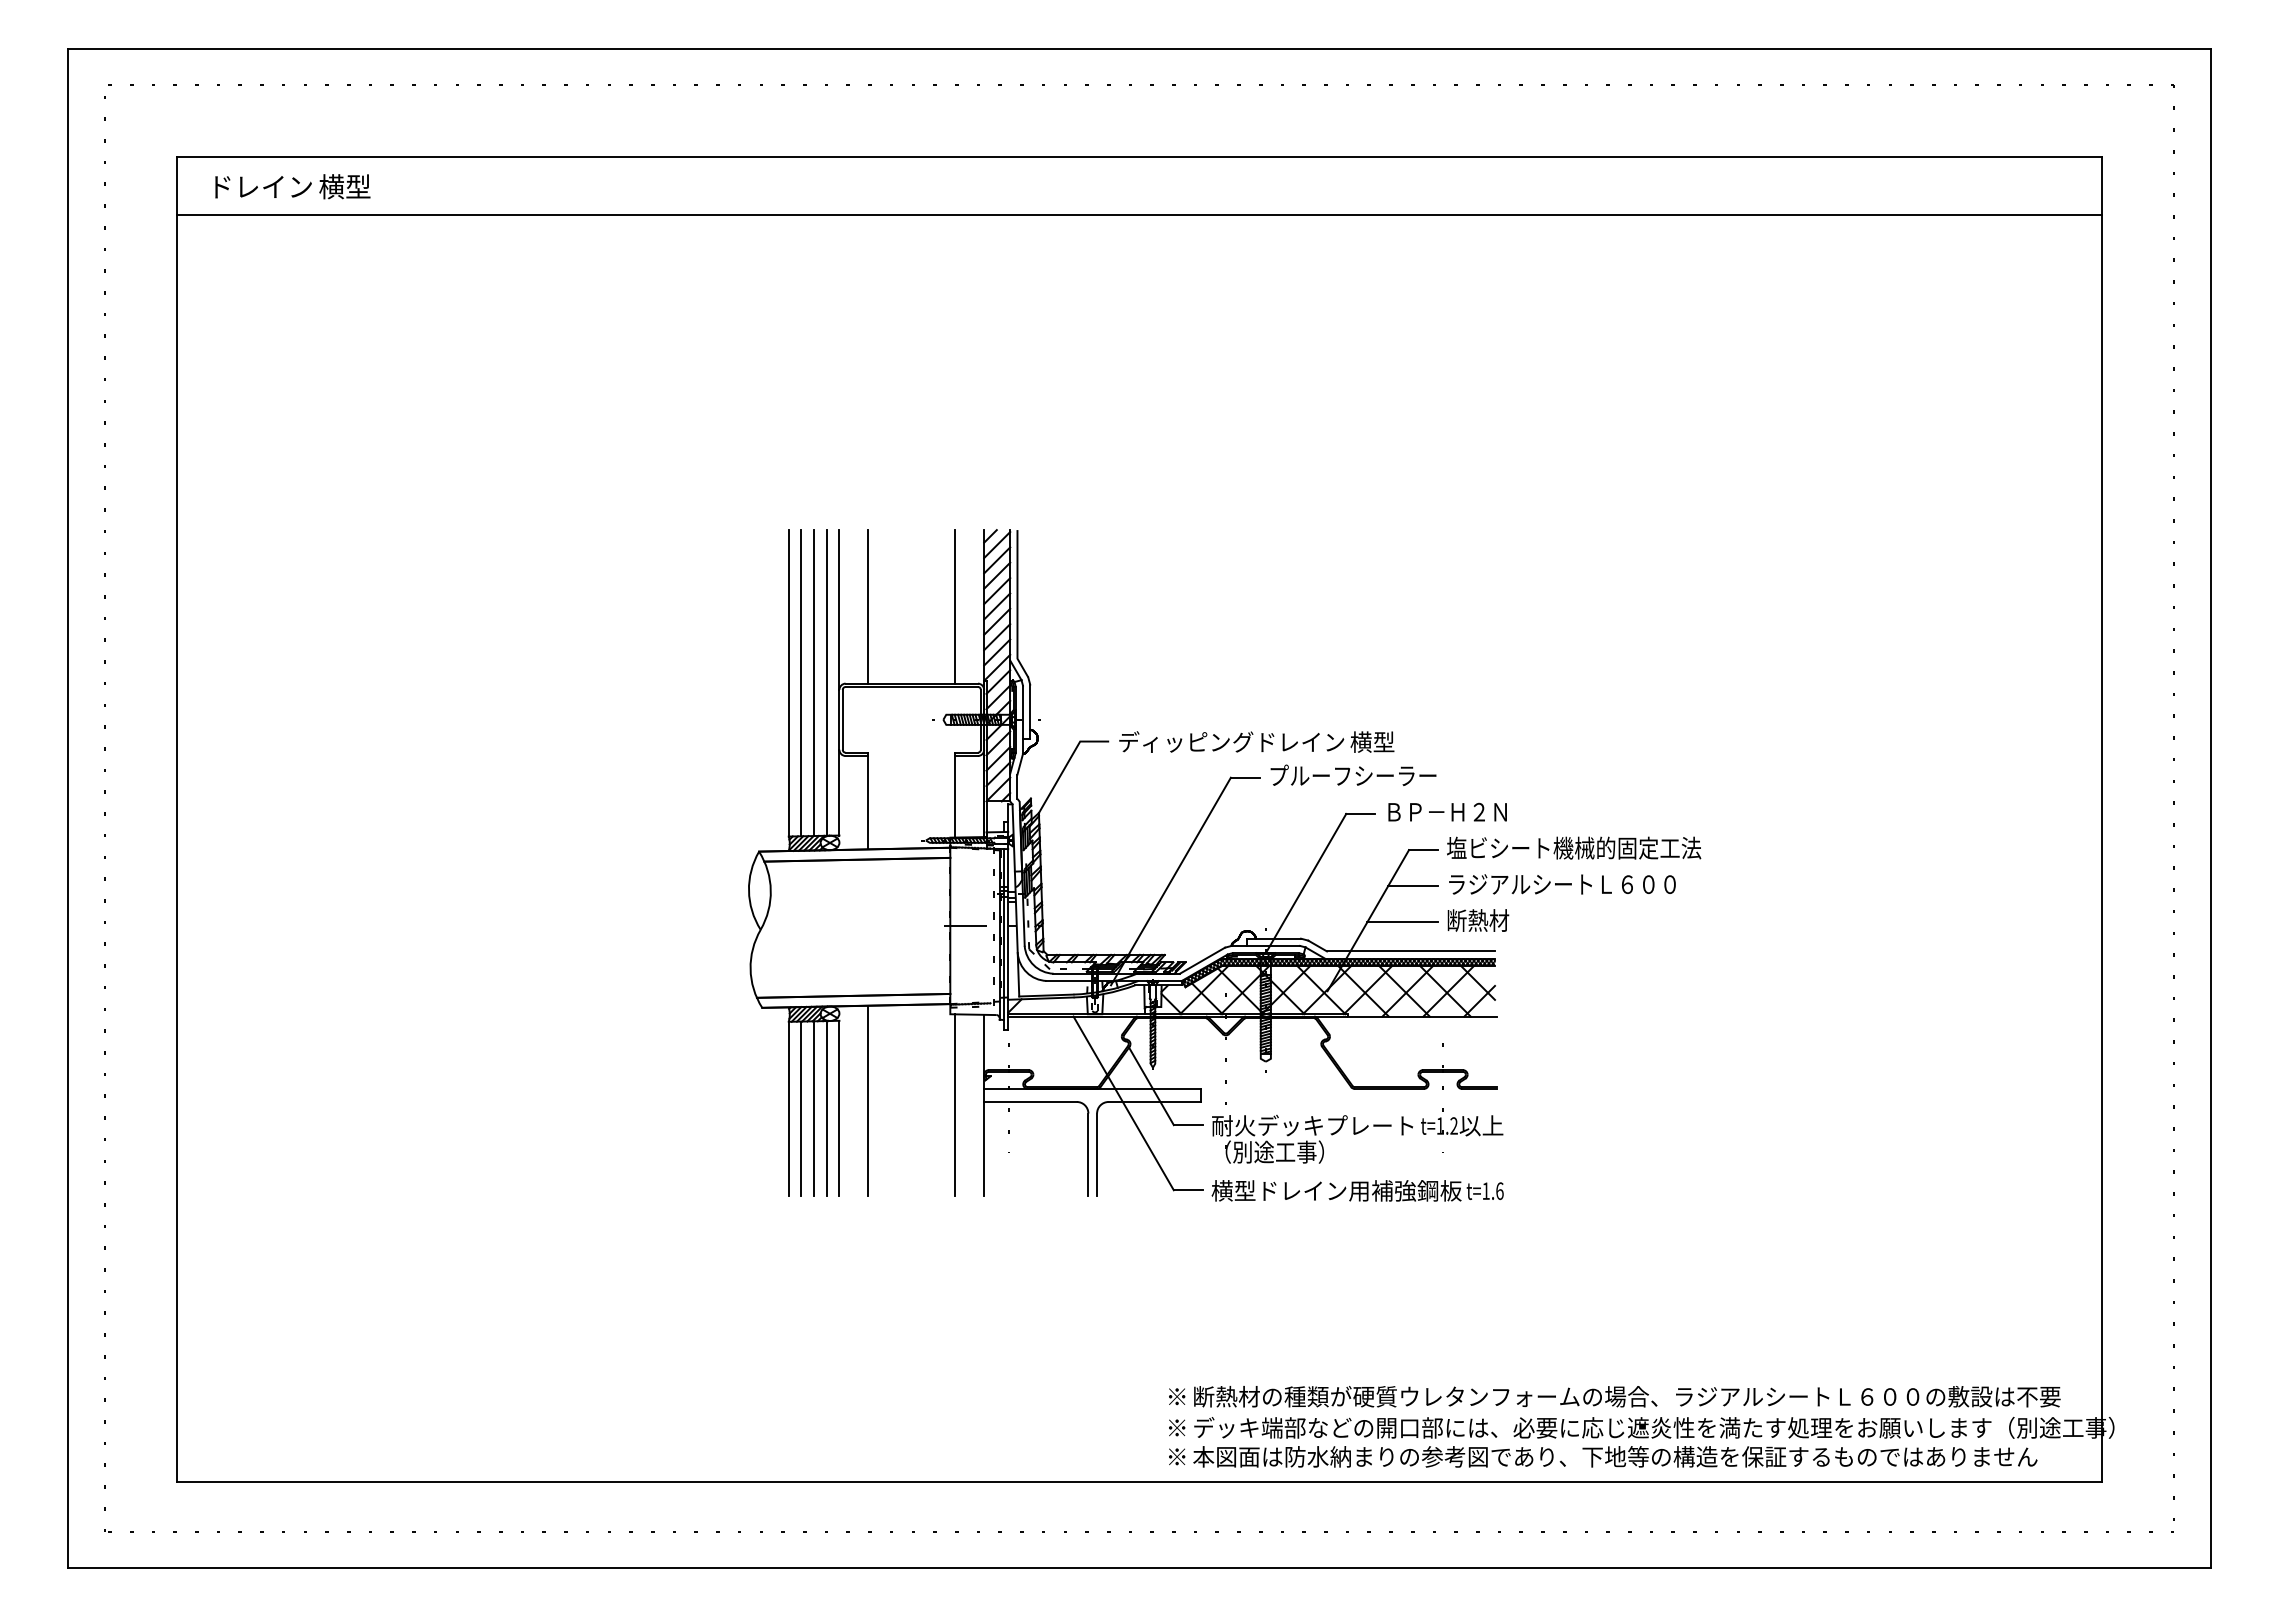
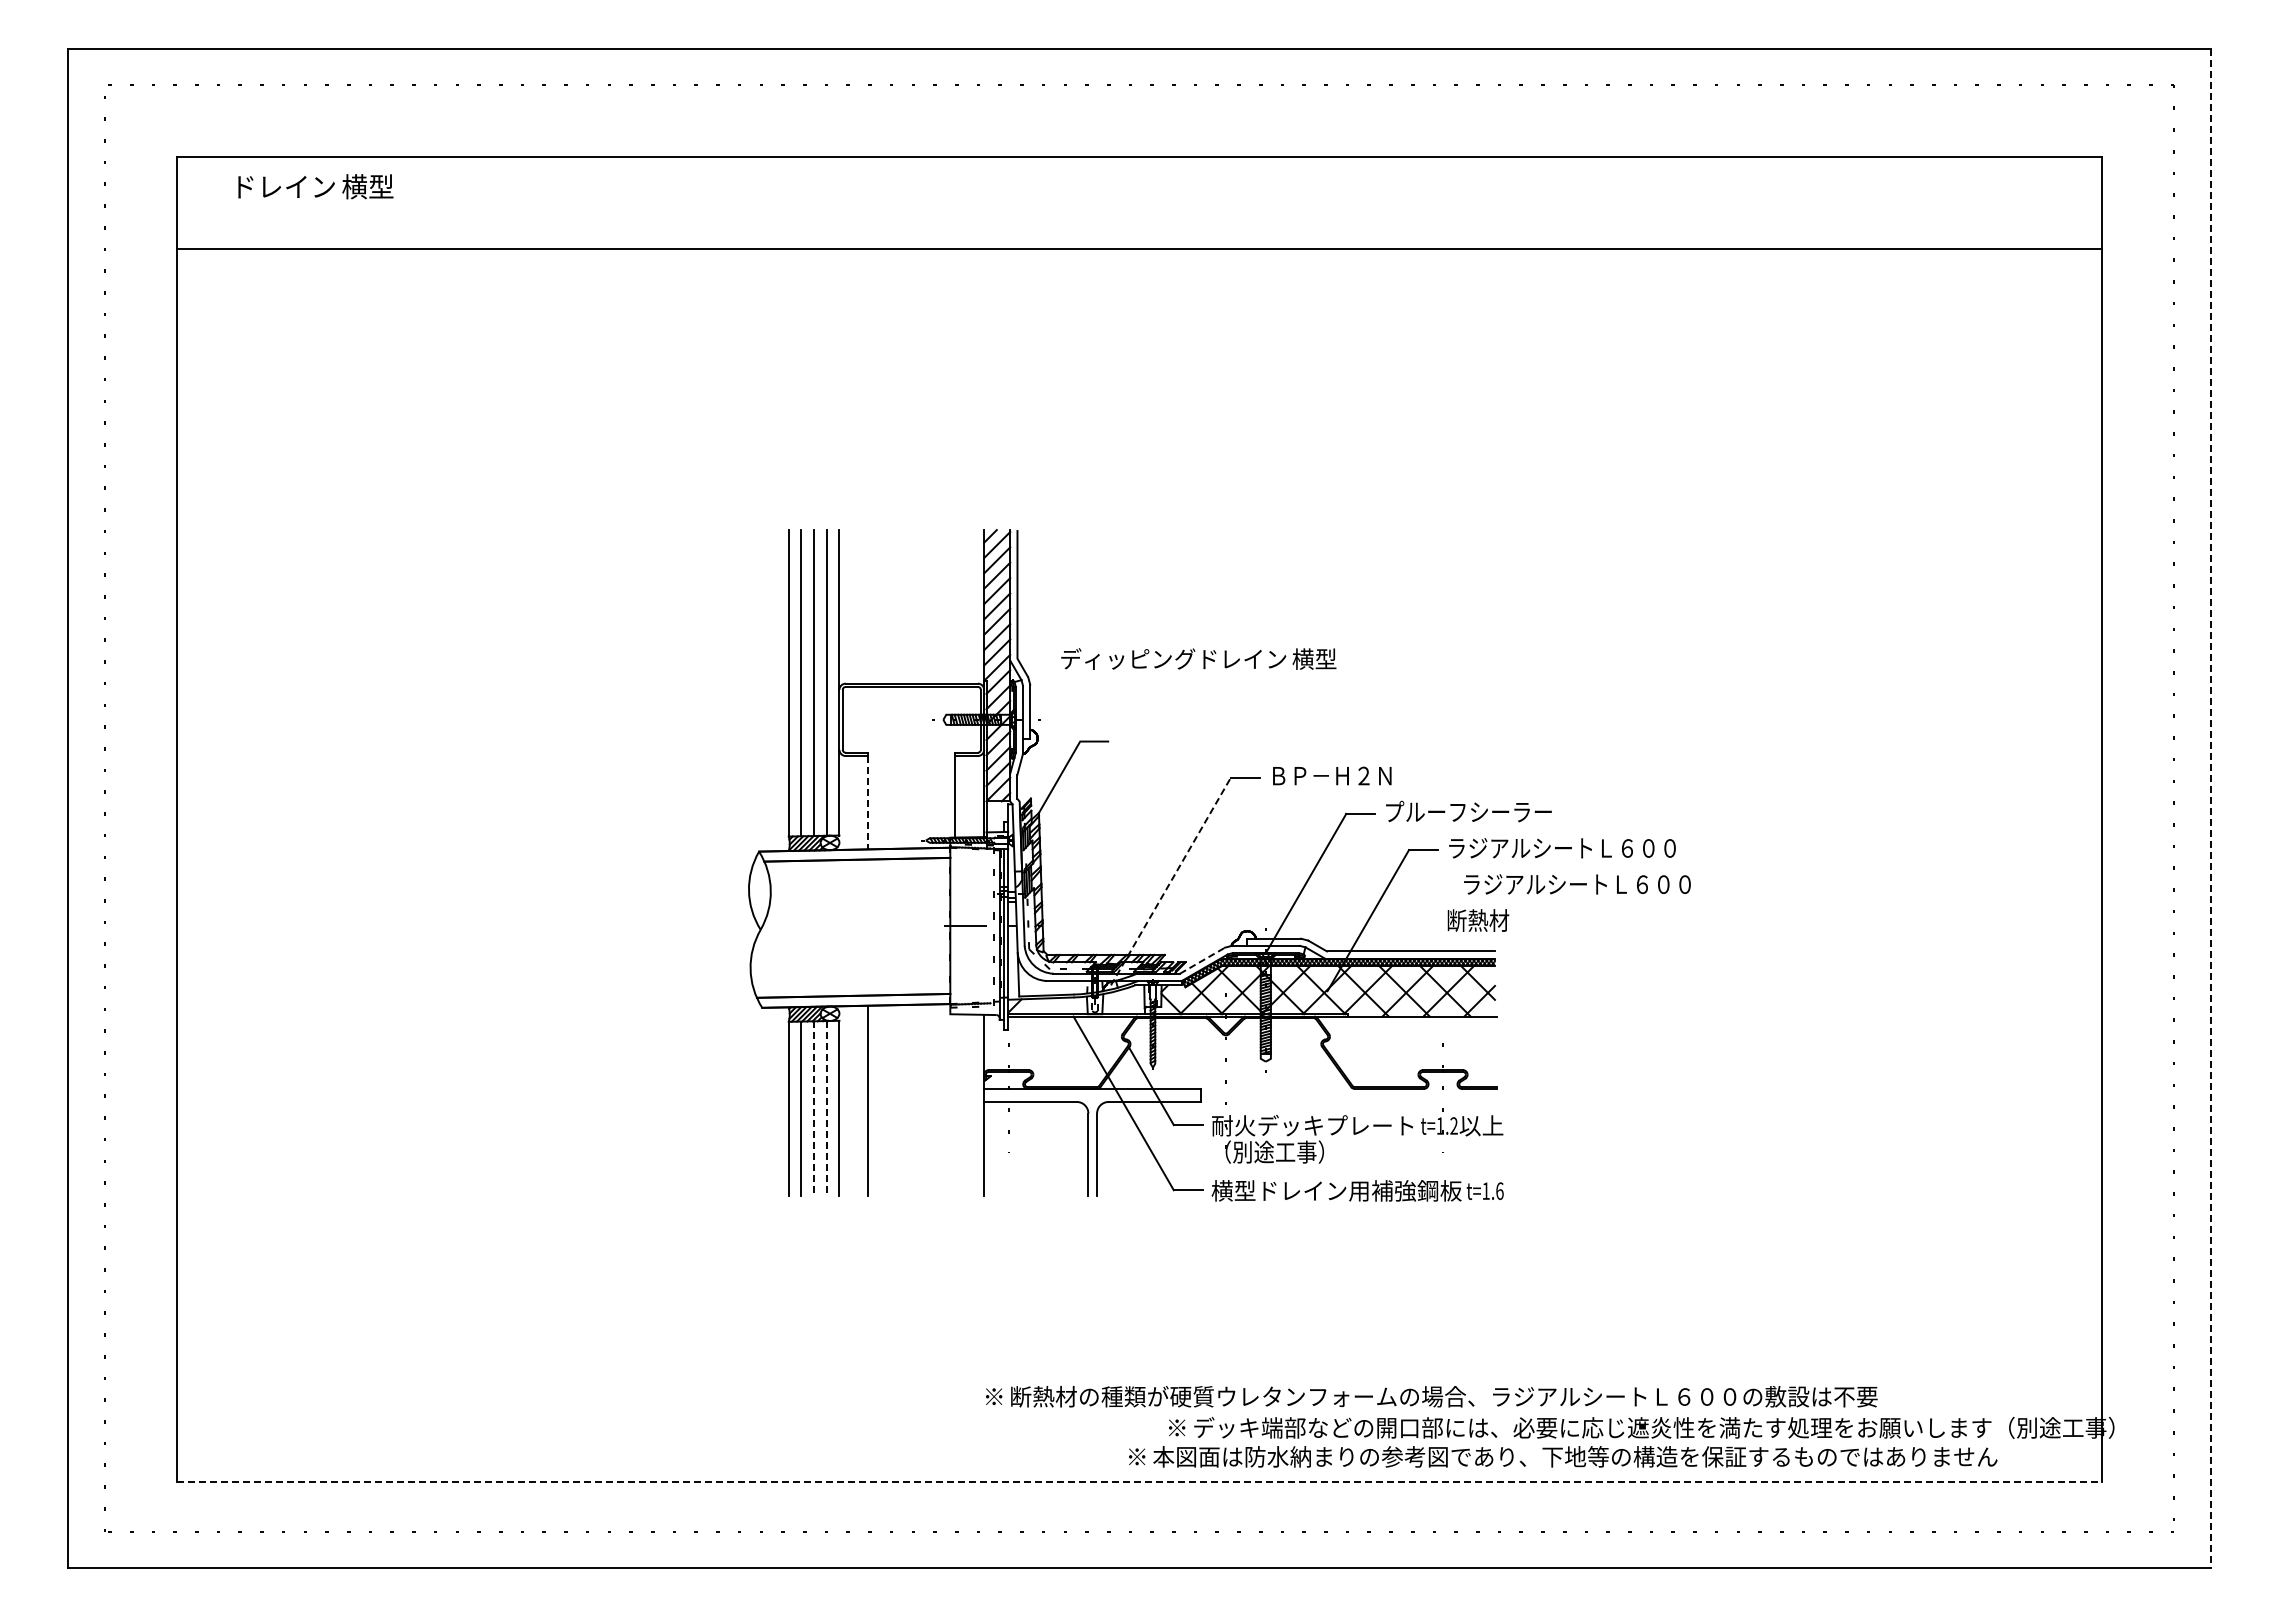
text position: (292, 186) -> (315, 186) (315, 186)
line position: (1139, 215) -> (1139, 249) (1139, 249)
line: present -> none (868, 606)
line: present -> none (955, 606)
text position: (1256, 741) -> (1198, 658) (1198, 658)
text: プルーフシーラー -> ＢＰ－Ｈ２Ｎ (1353, 775)
line: solid -> dashed (868, 802)
line: solid -> dashed (2210, 808)
text: ＢＰ－Ｈ２Ｎ -> プルーフシーラー (1468, 811)
text: 塩ビシート機械的固定工法 -> ラジアルシートＬ６００ (1574, 847)
line: solid -> dashed (1170, 881)
text position: (1562, 884) -> (1577, 884) (1577, 884)
line: present -> none (1412, 886)
line: present -> none (1402, 922)
line: solid -> dashed (1202, 960)
line: present -> none (955, 1105)
line: solid -> dashed (814, 1108)
line: solid -> dashed (826, 1108)
text position: (1614, 1396) -> (1431, 1396) (1431, 1396)
text position: (1603, 1456) -> (1563, 1456) (1563, 1456)
line: solid -> dashed (1139, 1481)
